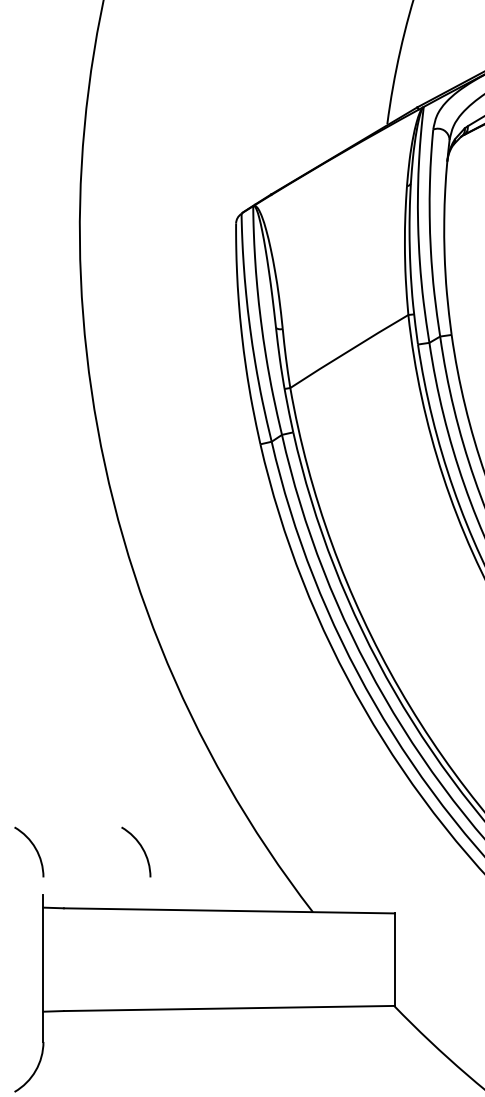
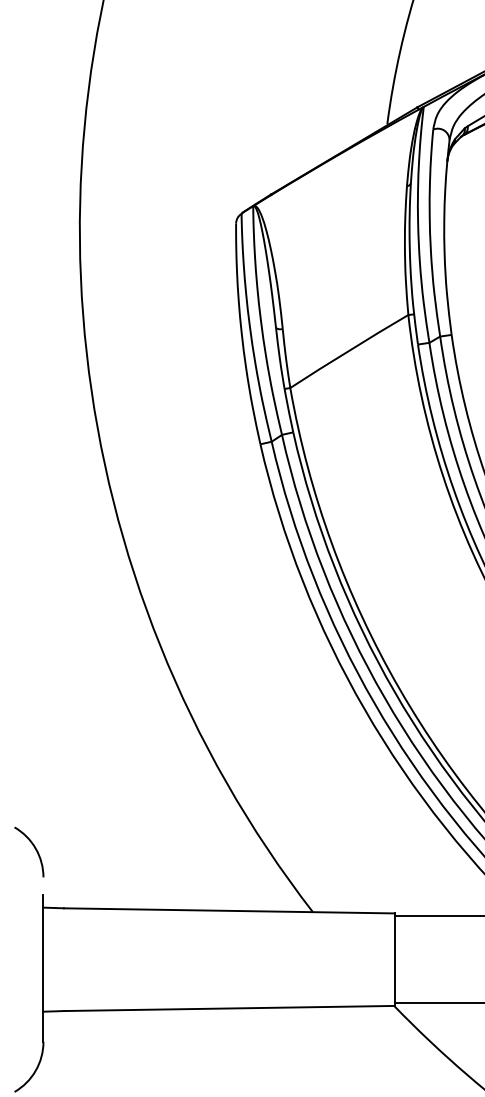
arc: present -> none (141, 848)
line: none -> present (437, 916)
line: none -> present (437, 1003)
